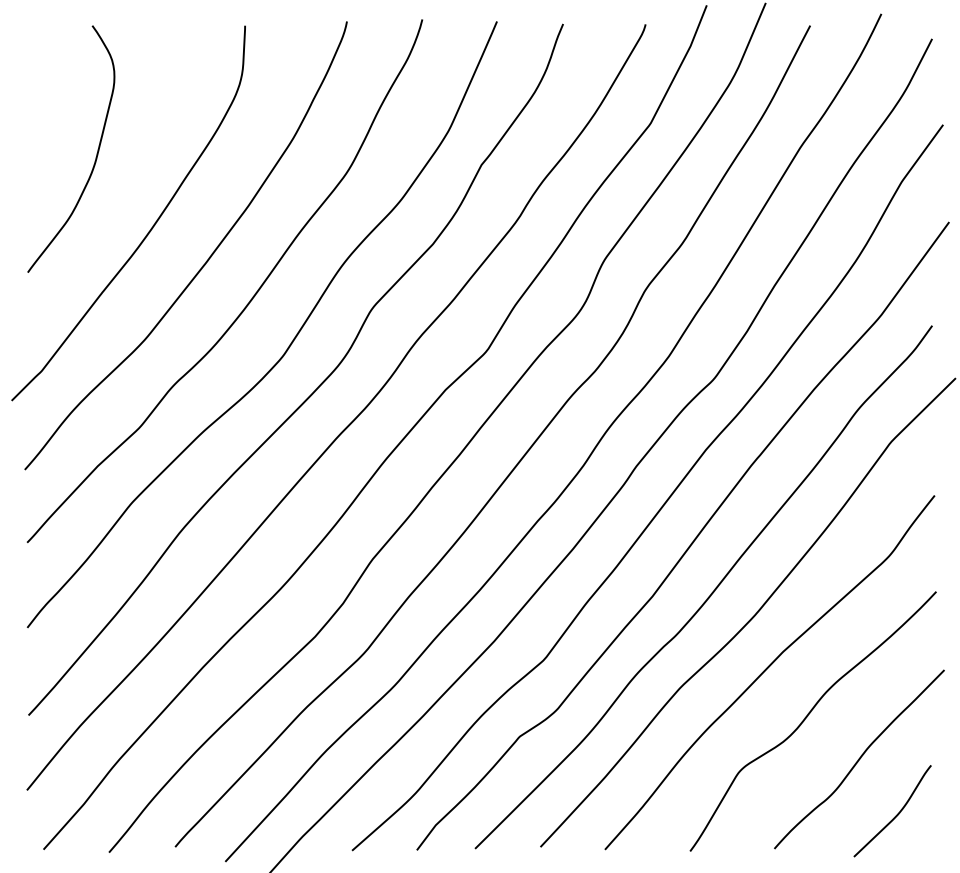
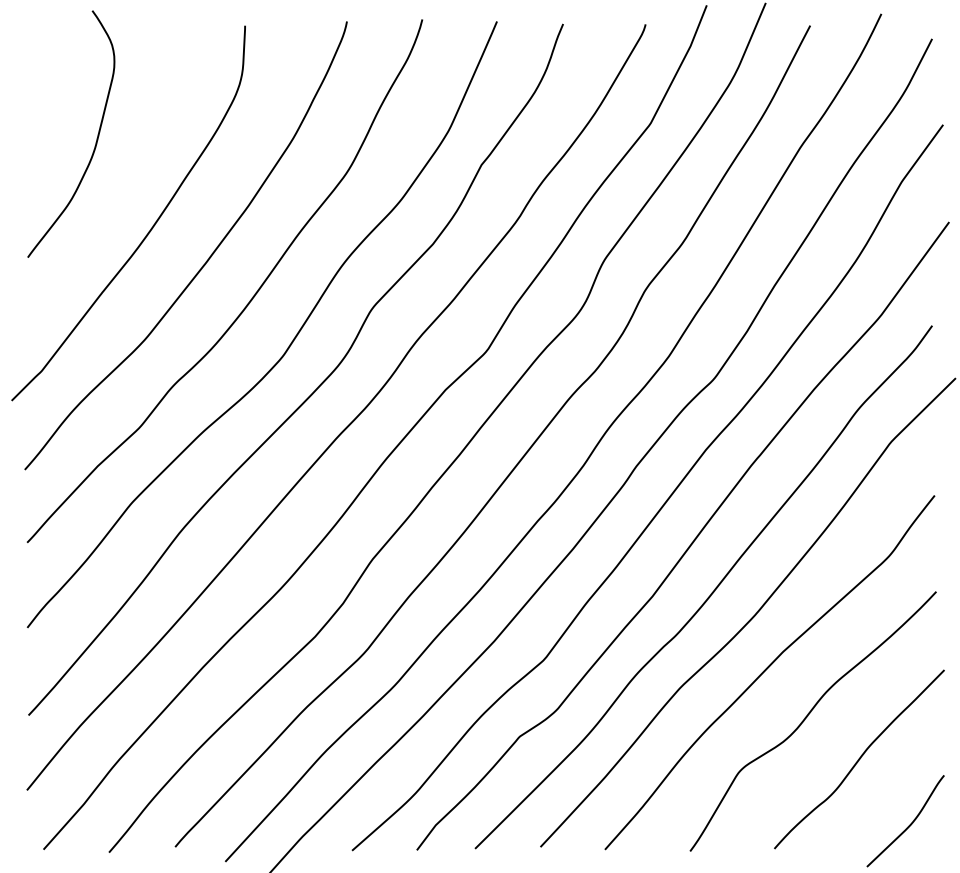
curve position: (96, 153) -> (96, 138) (96, 138)
curve position: (896, 814) -> (909, 824) (909, 824)
